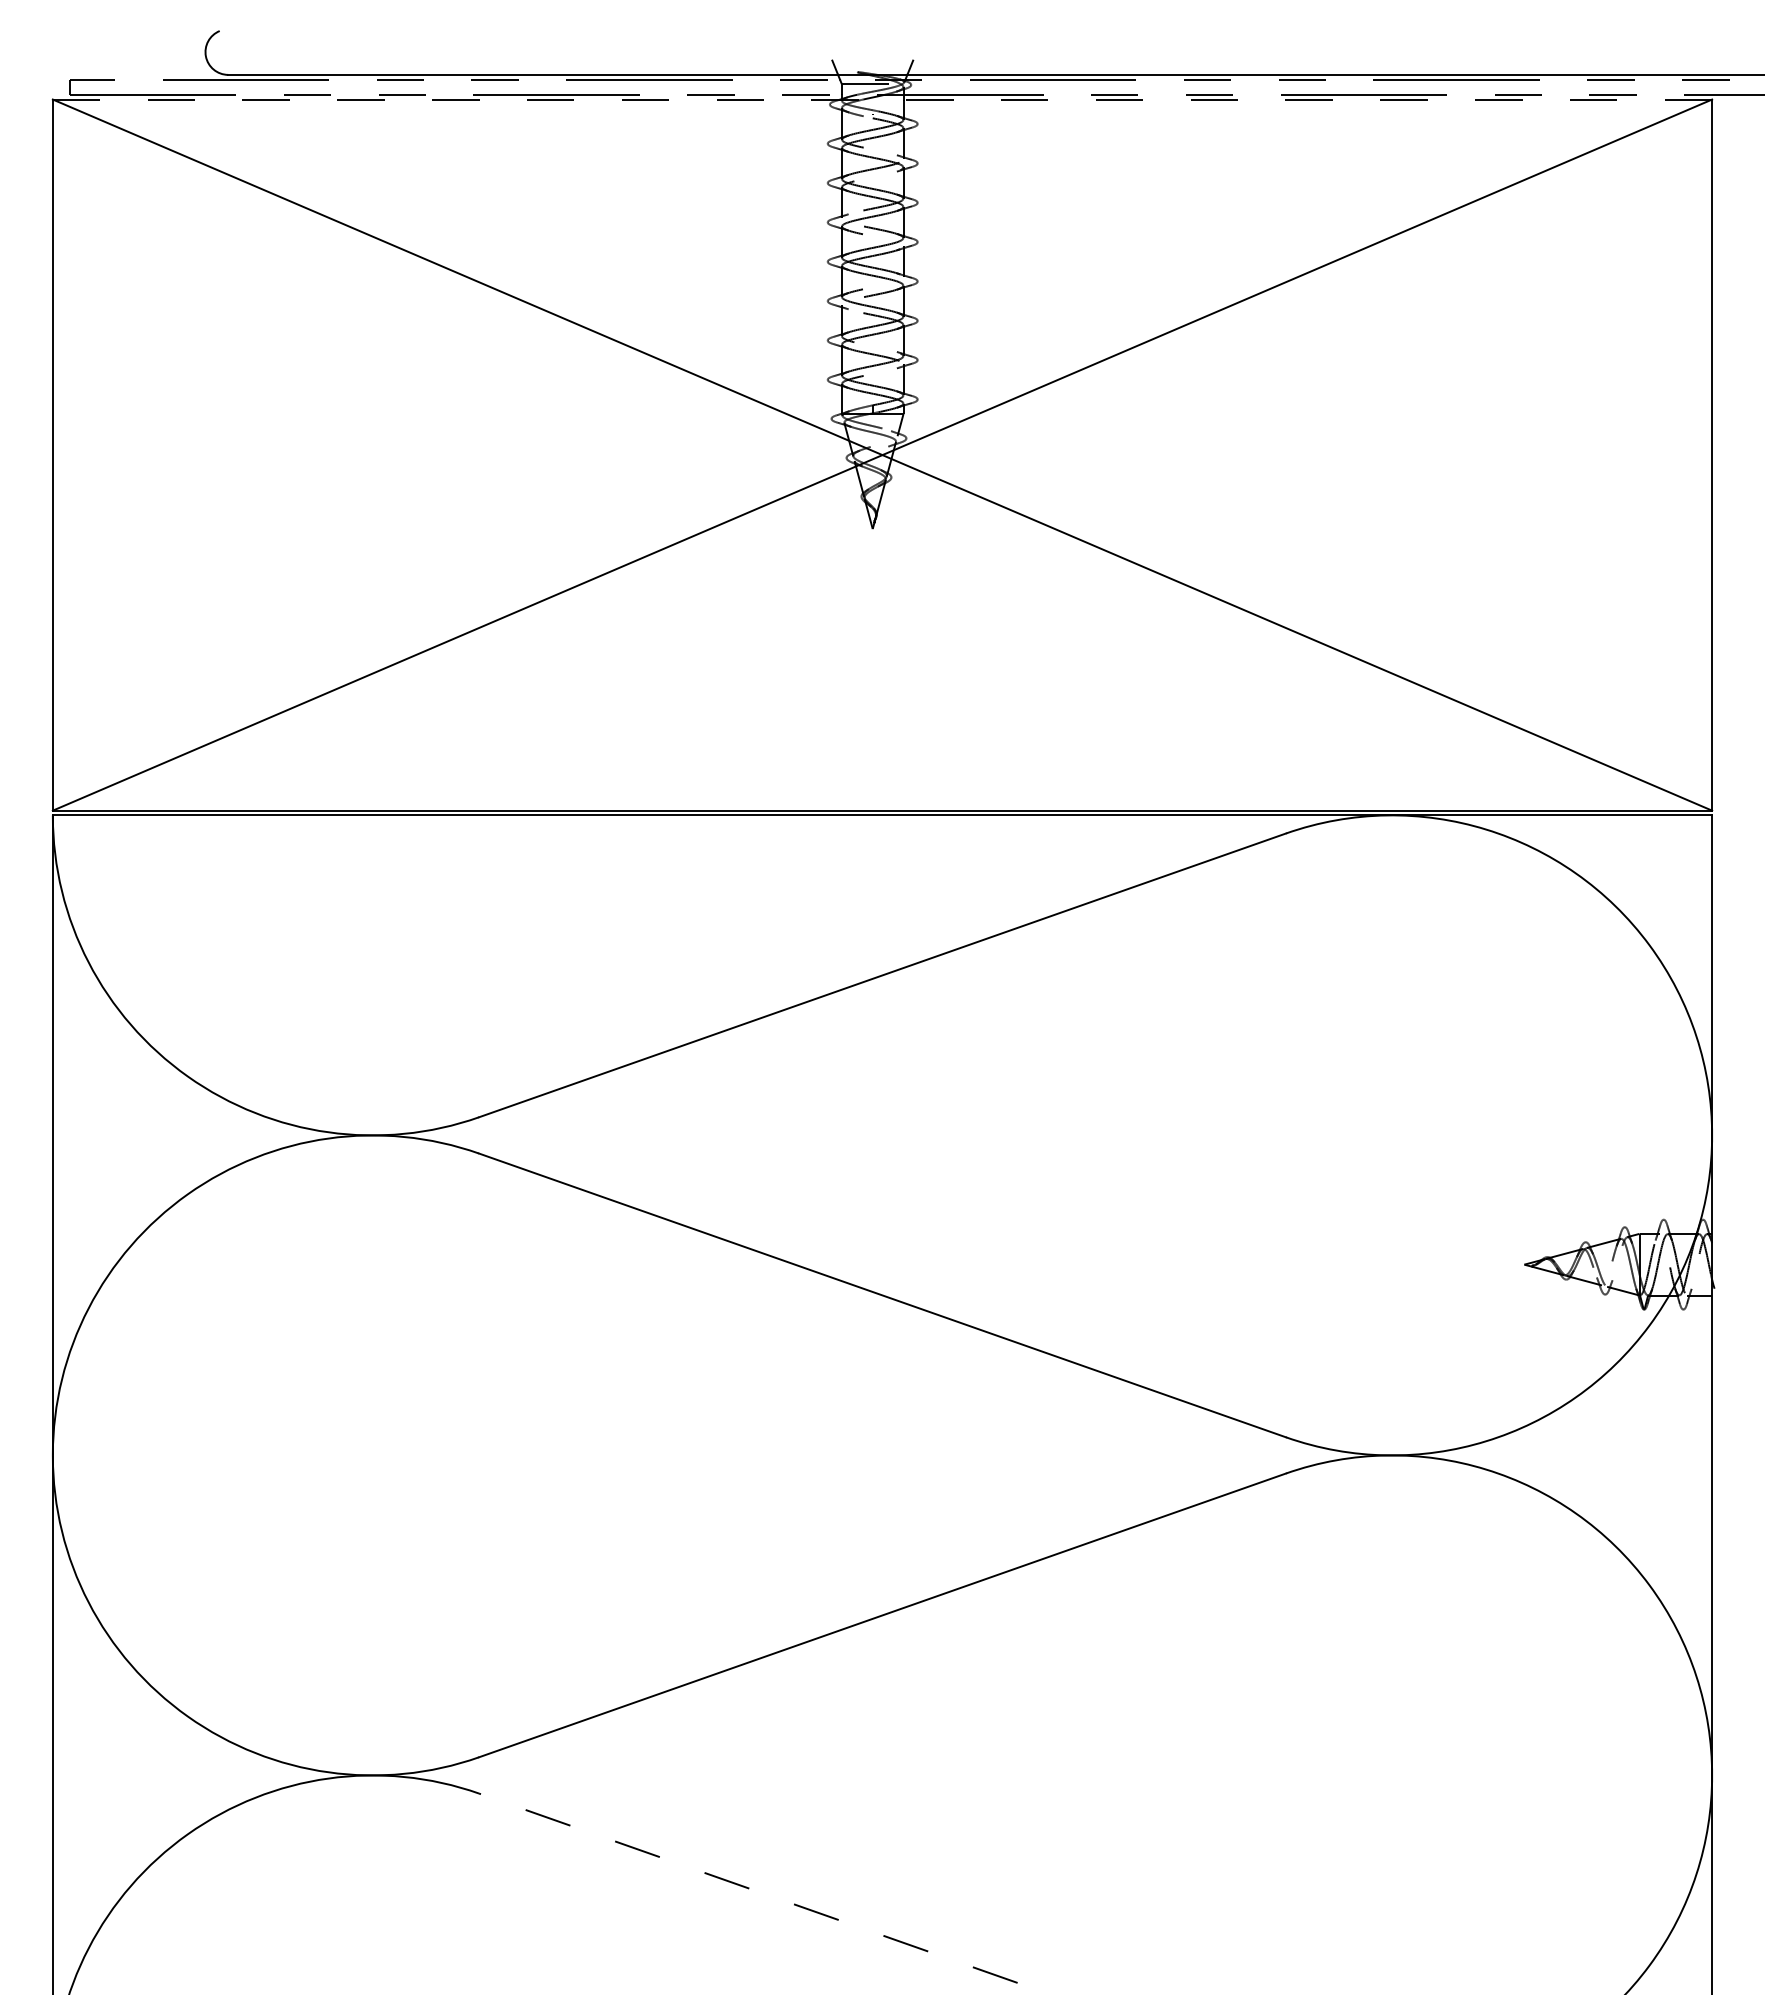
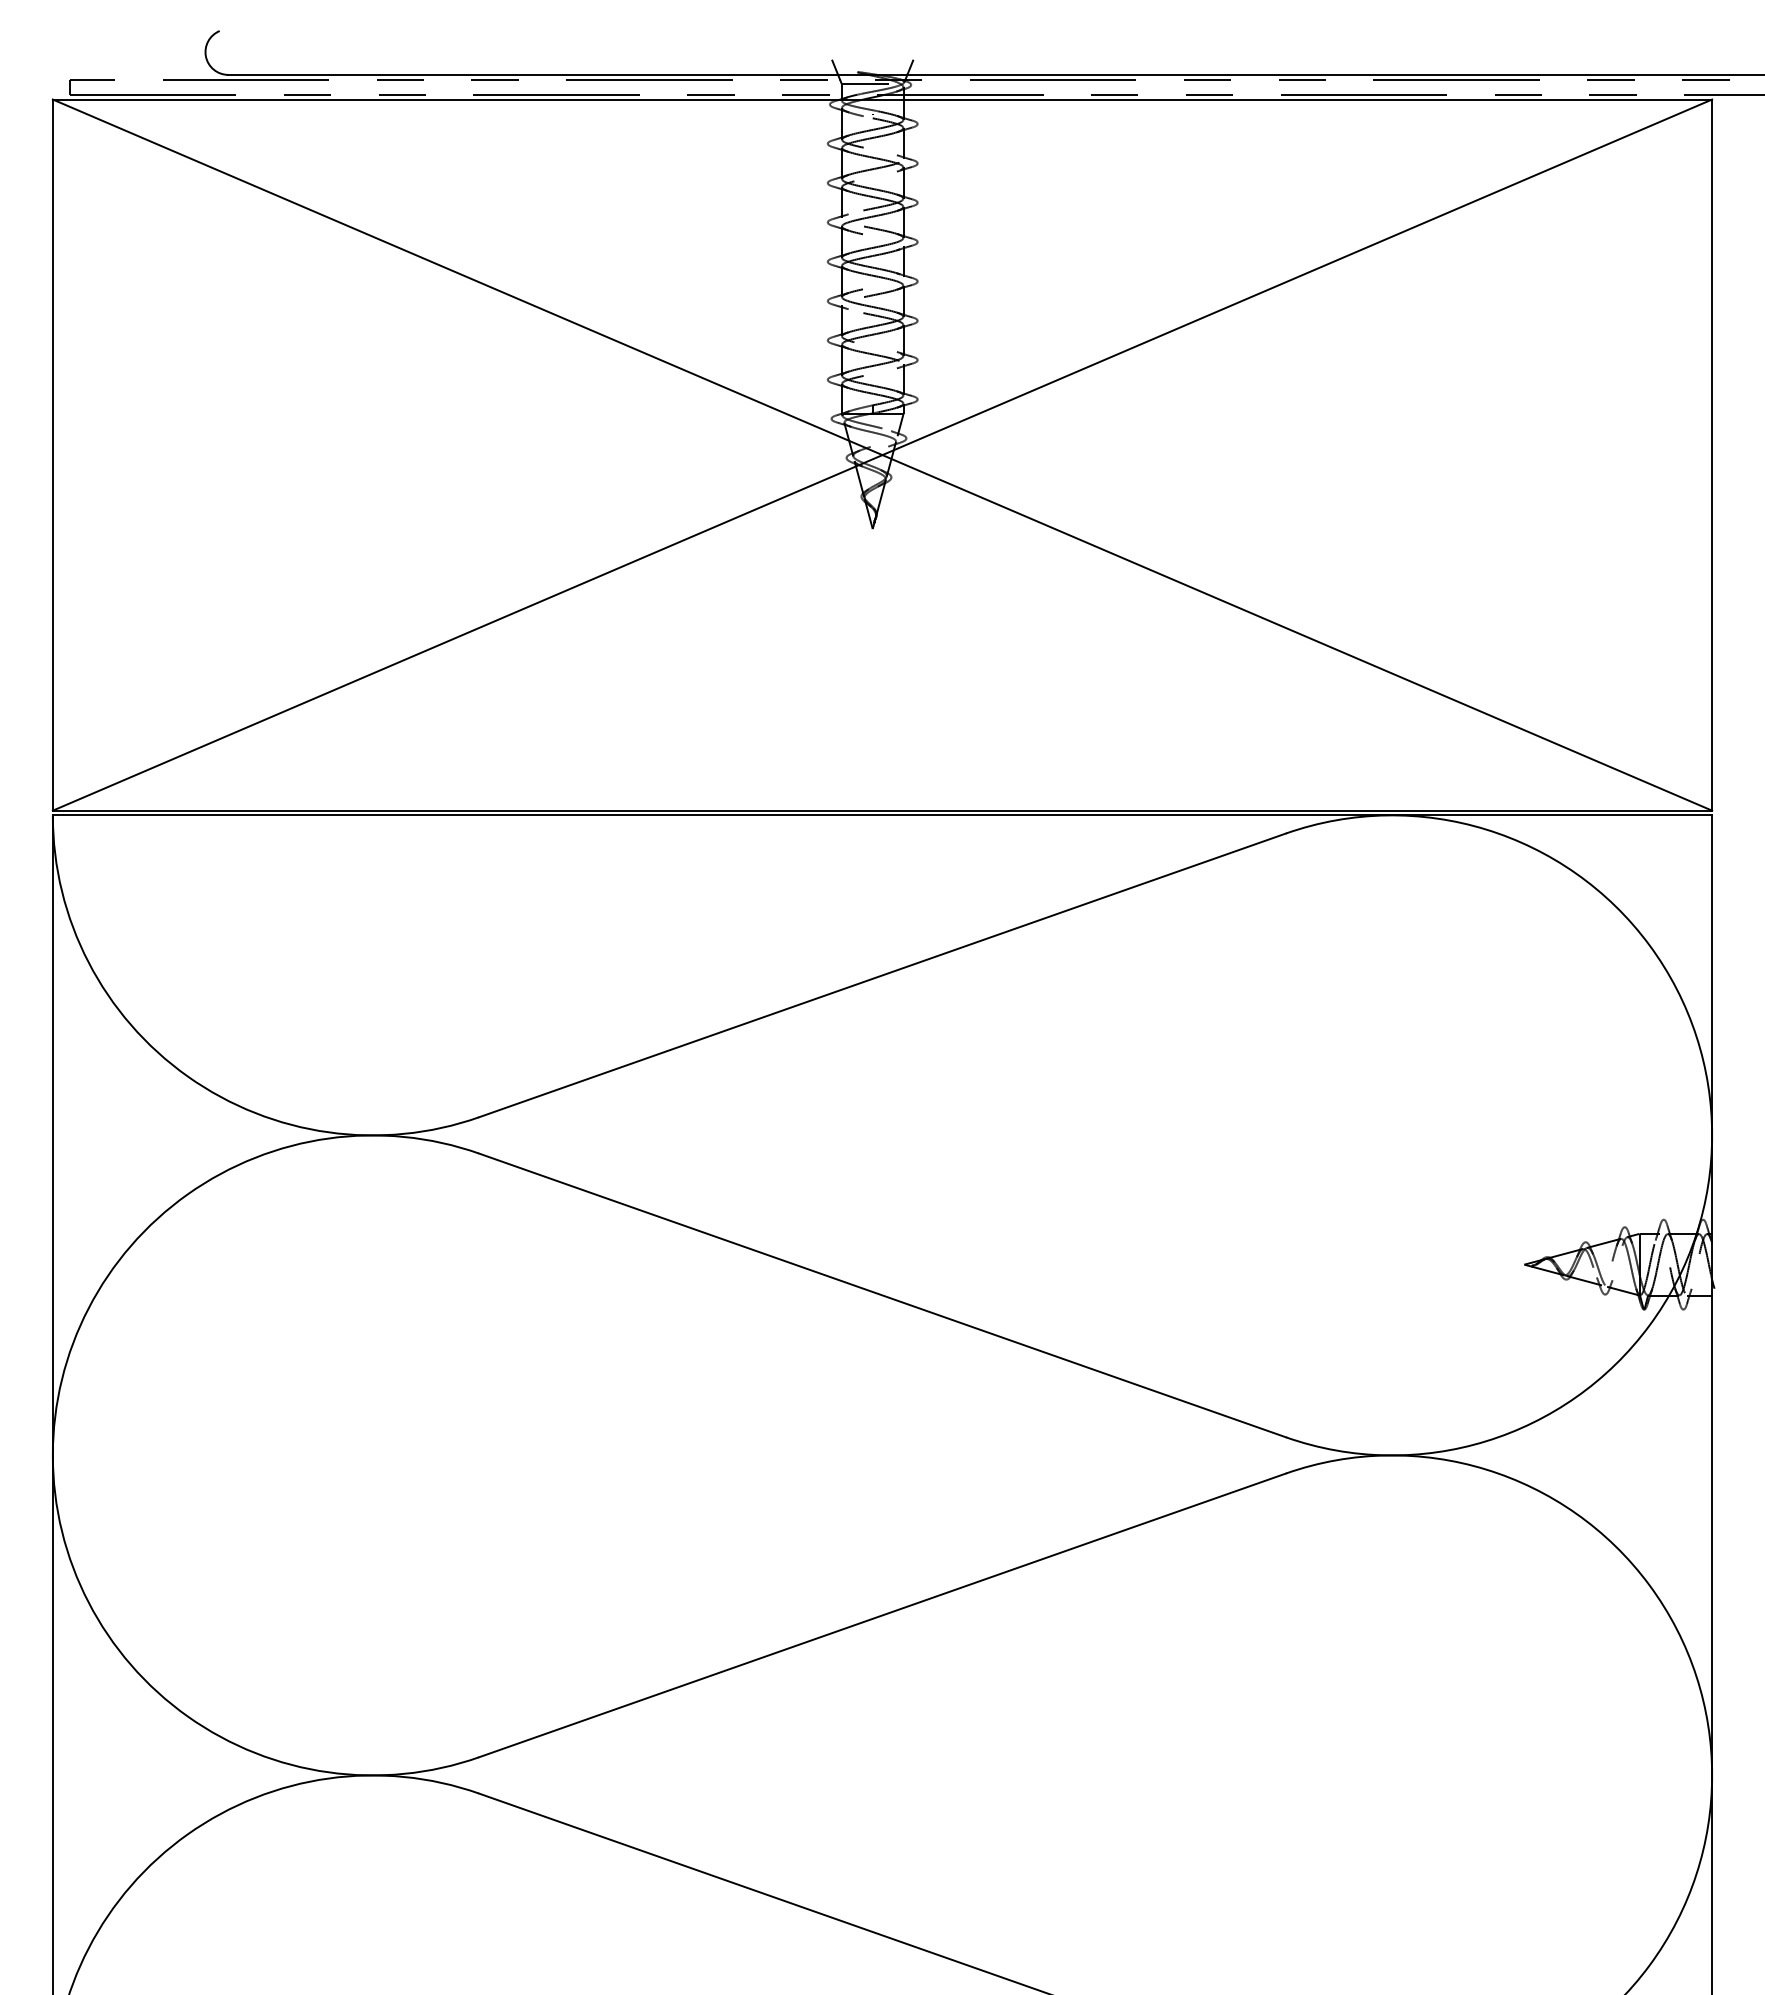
line: dashed -> solid (882, 99)
line: dashed -> solid (764, 1893)
